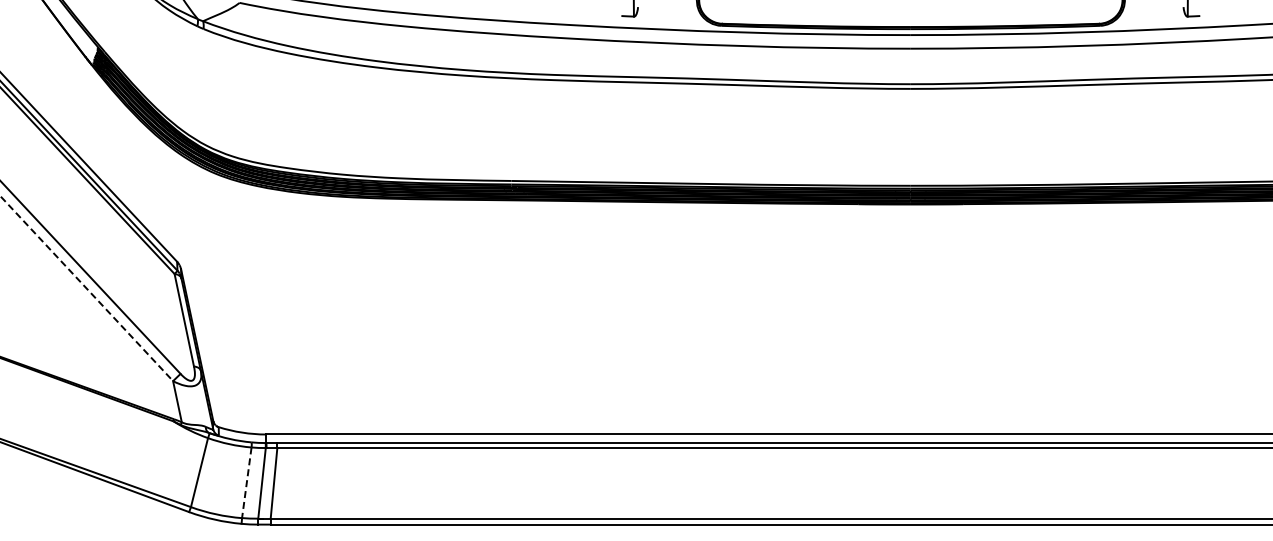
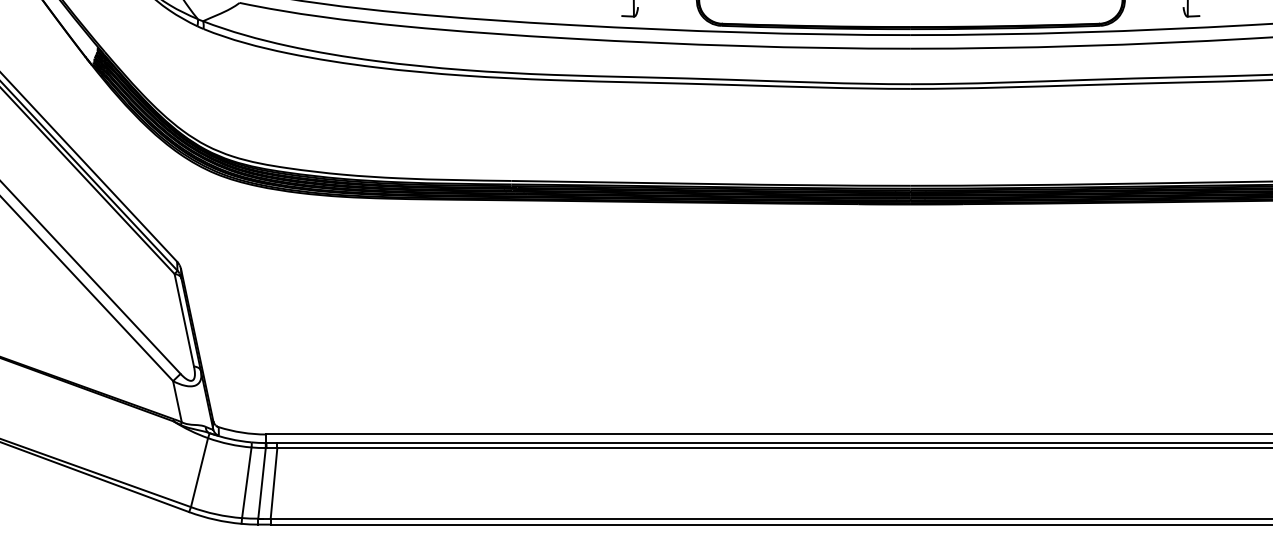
line: dashed -> solid (87, 289)
line: dashed -> solid (246, 482)
